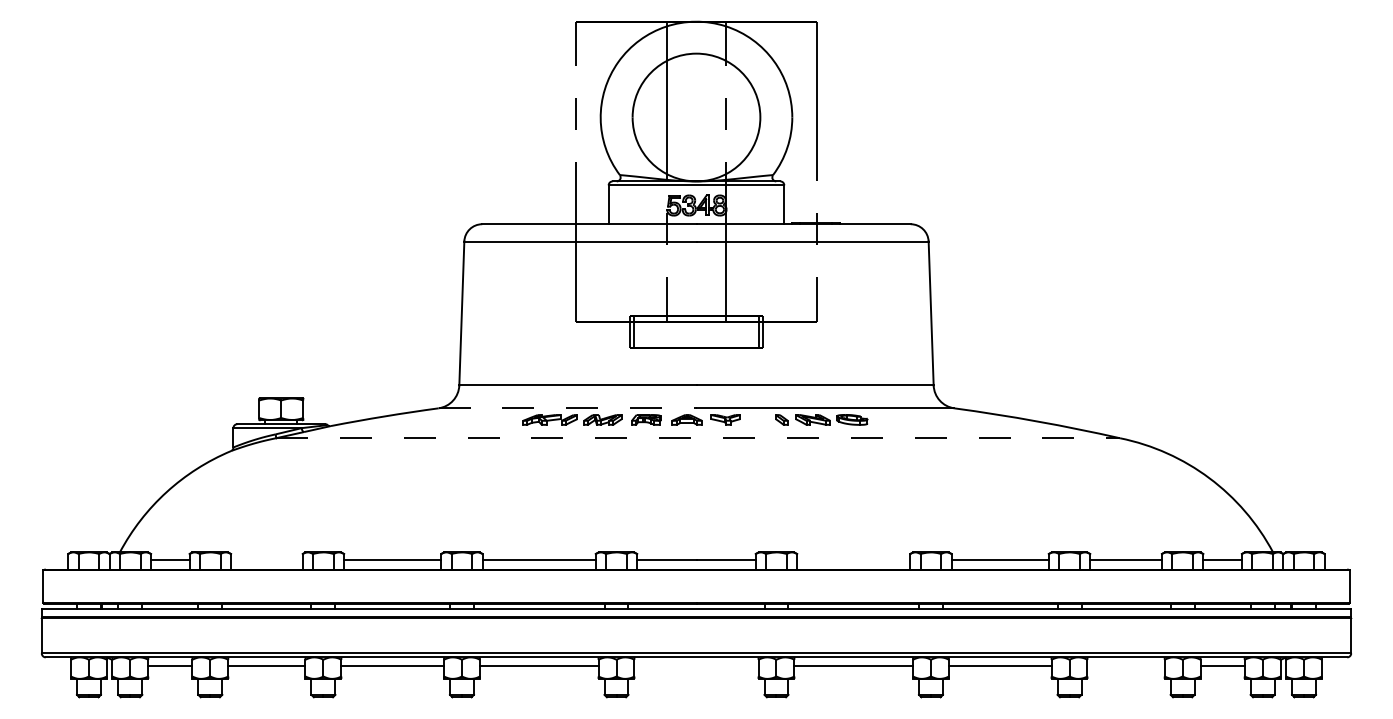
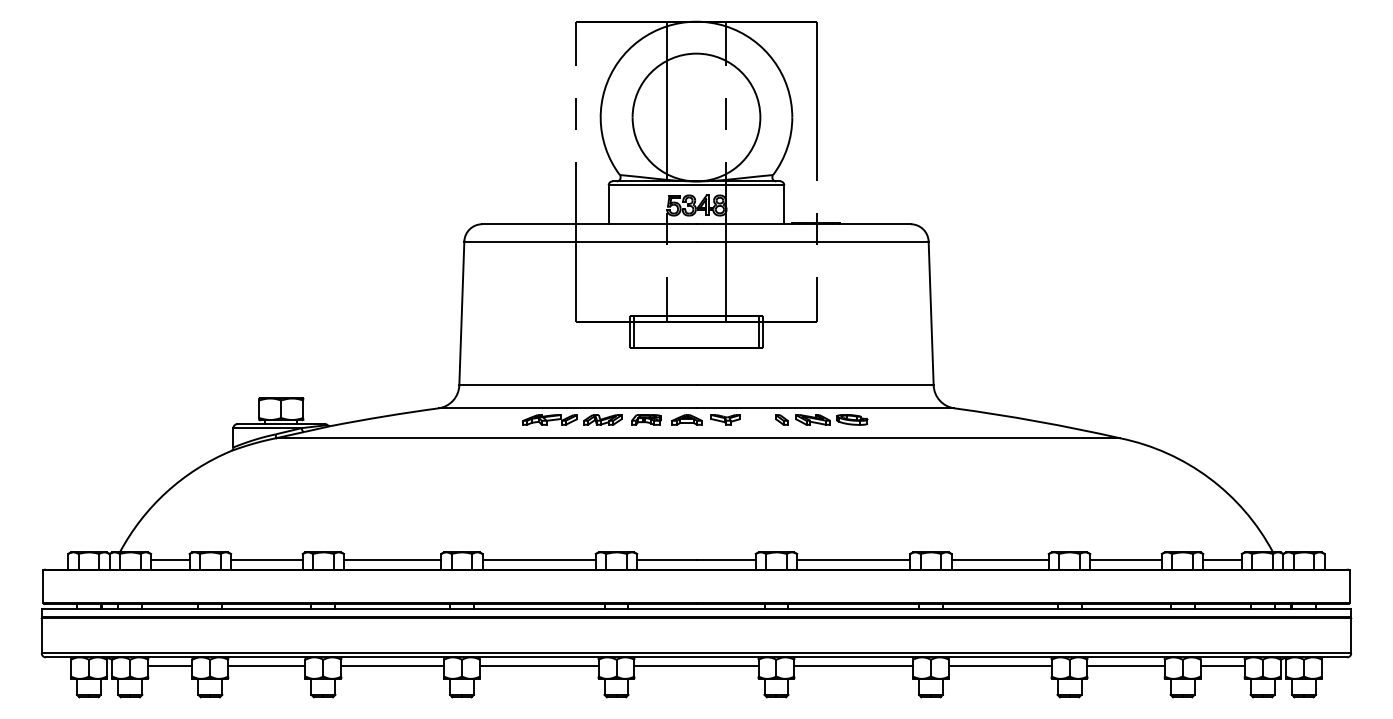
line: dashed -> solid (567, 408)
line: dashed -> solid (698, 438)
line: none -> present (266, 560)
line: none -> present (853, 560)
line: none -> present (696, 666)
line: none -> present (1125, 666)
